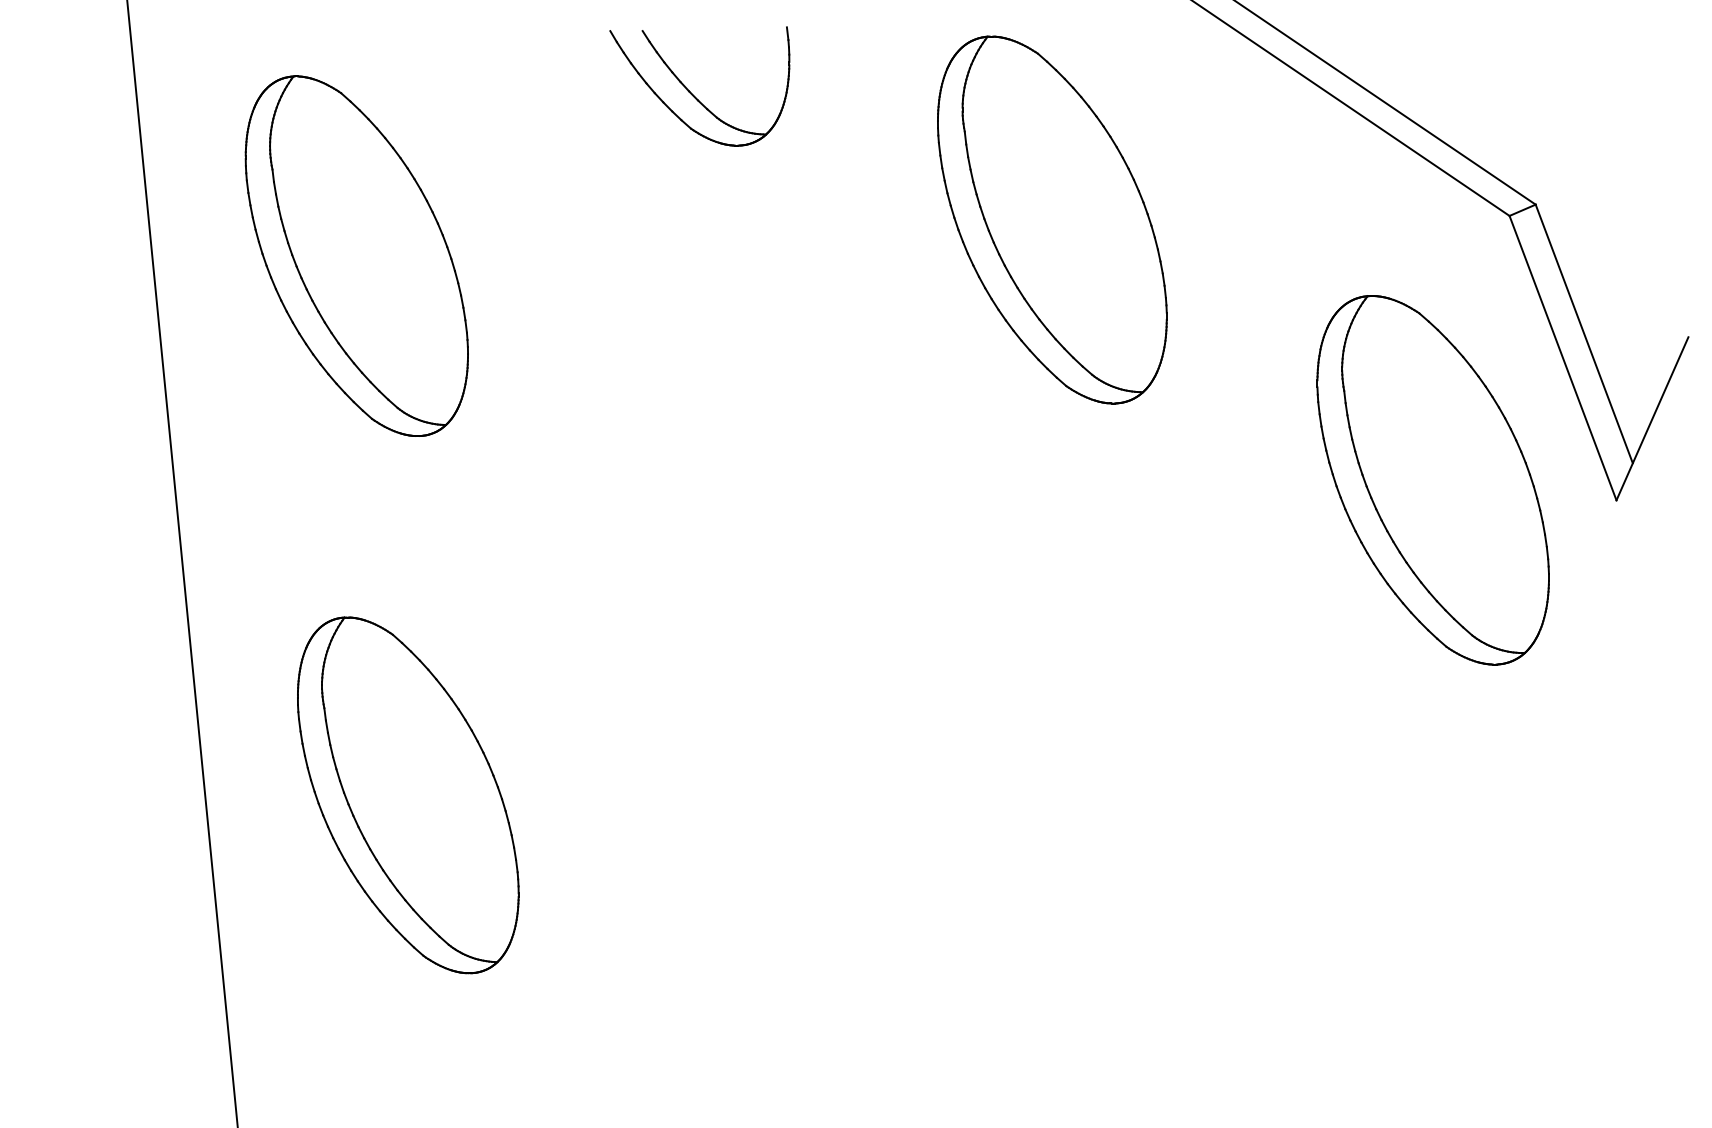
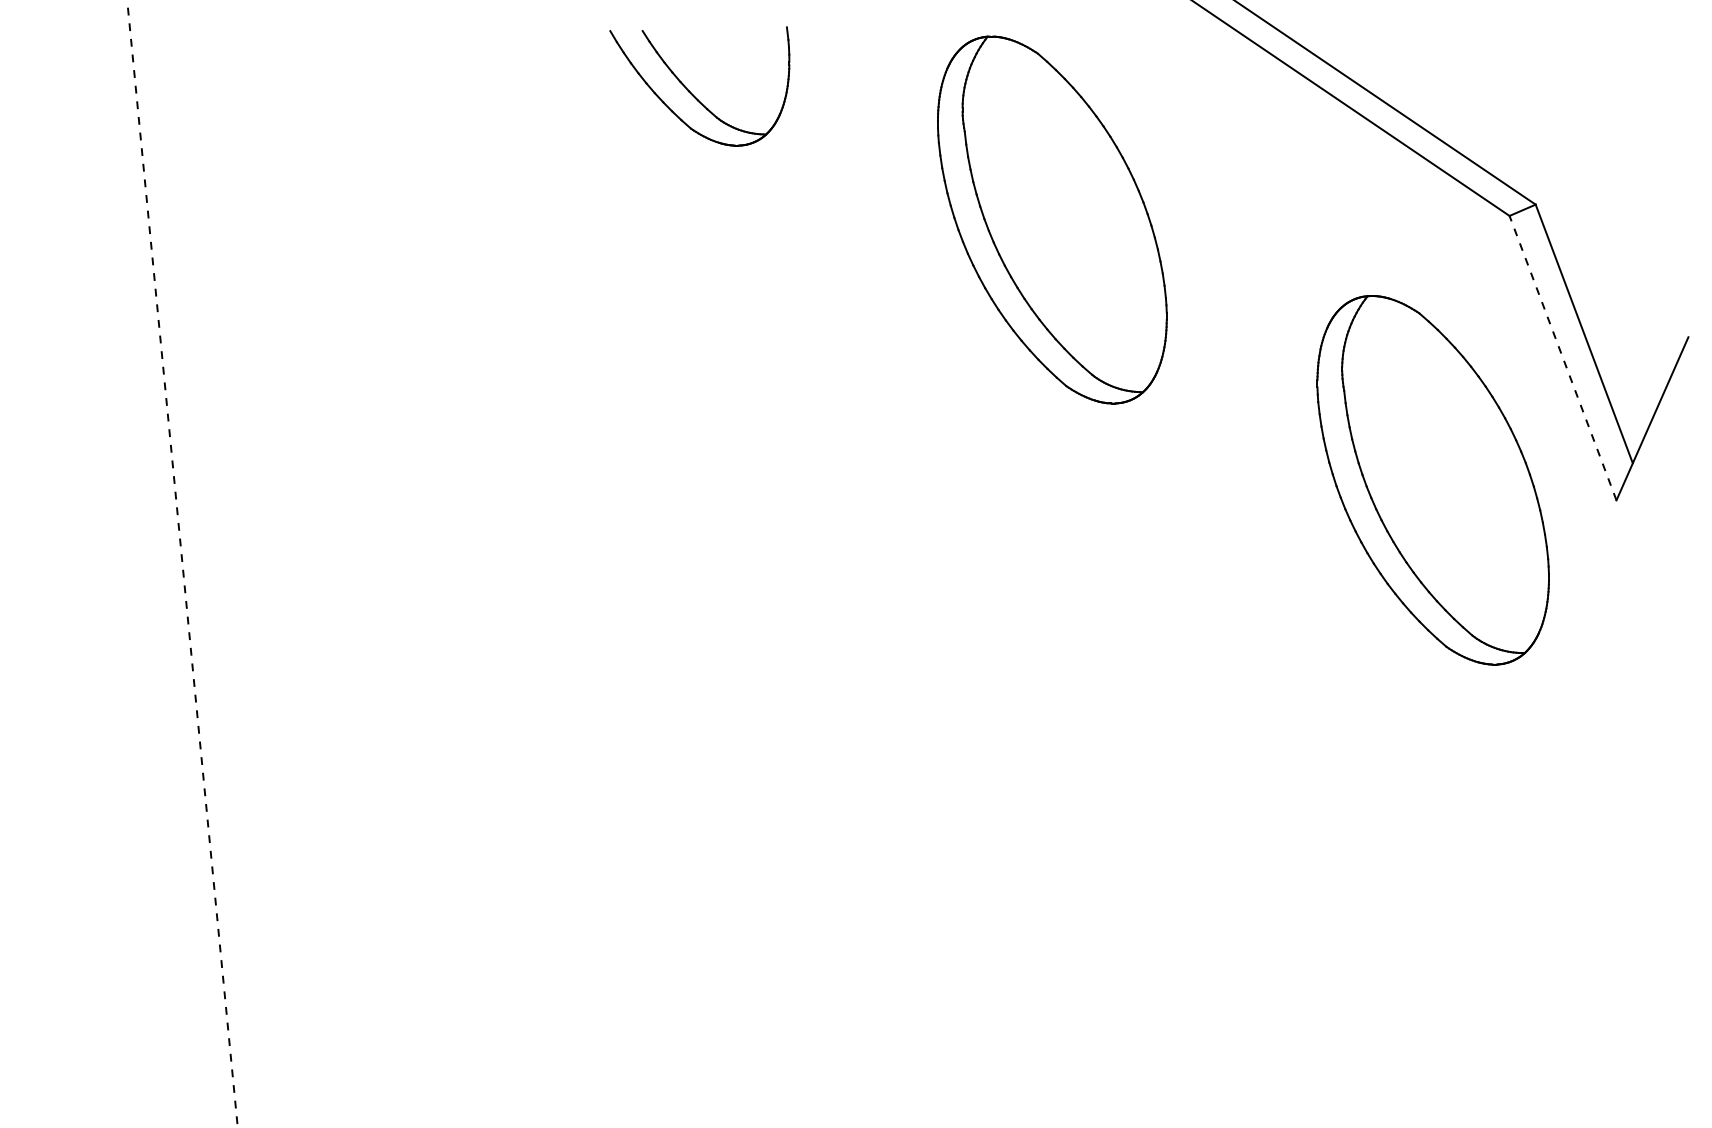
part: present -> none (356, 255)
line: solid -> dashed (1563, 358)
line: solid -> dashed (182, 564)
part: present -> none (408, 795)
